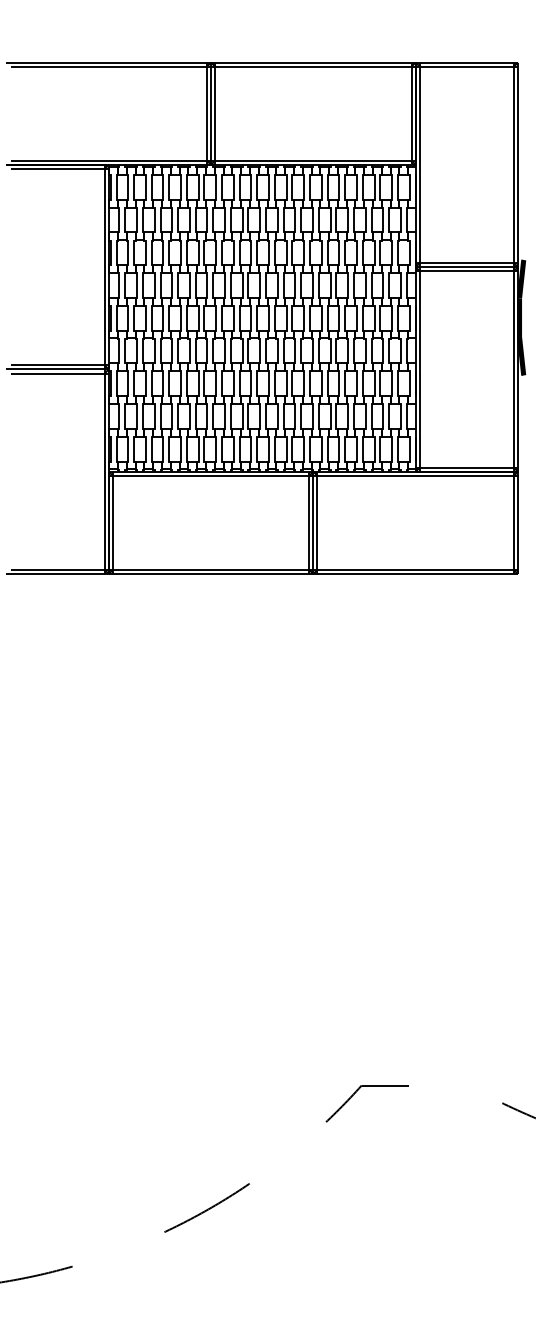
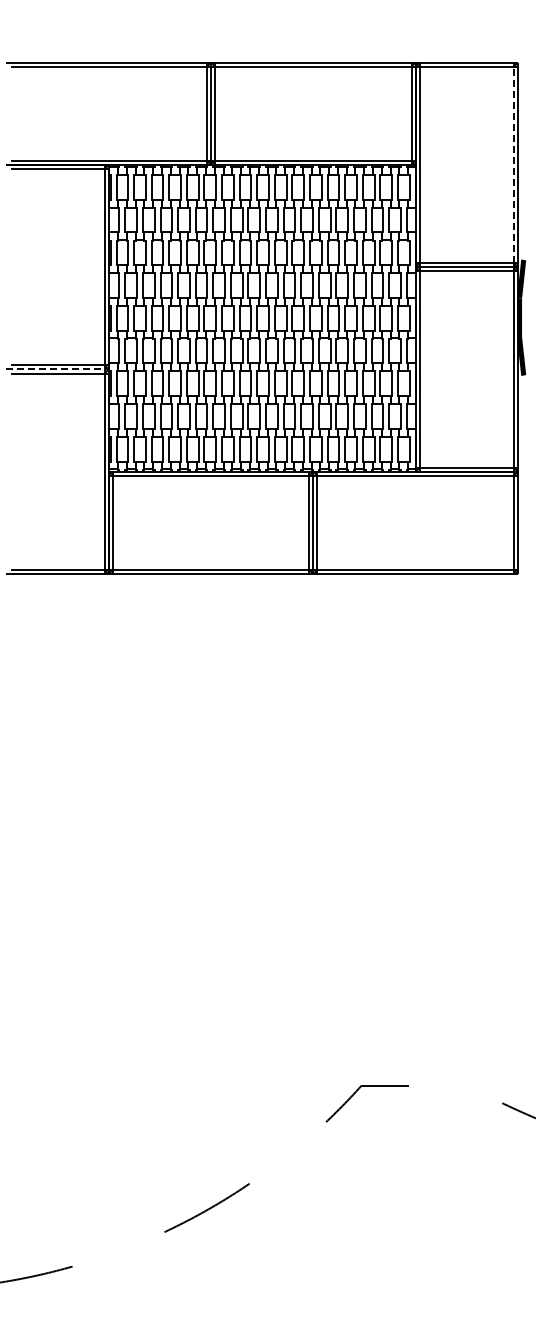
line: solid -> dashed (513, 164)
line: solid -> dashed (58, 369)
